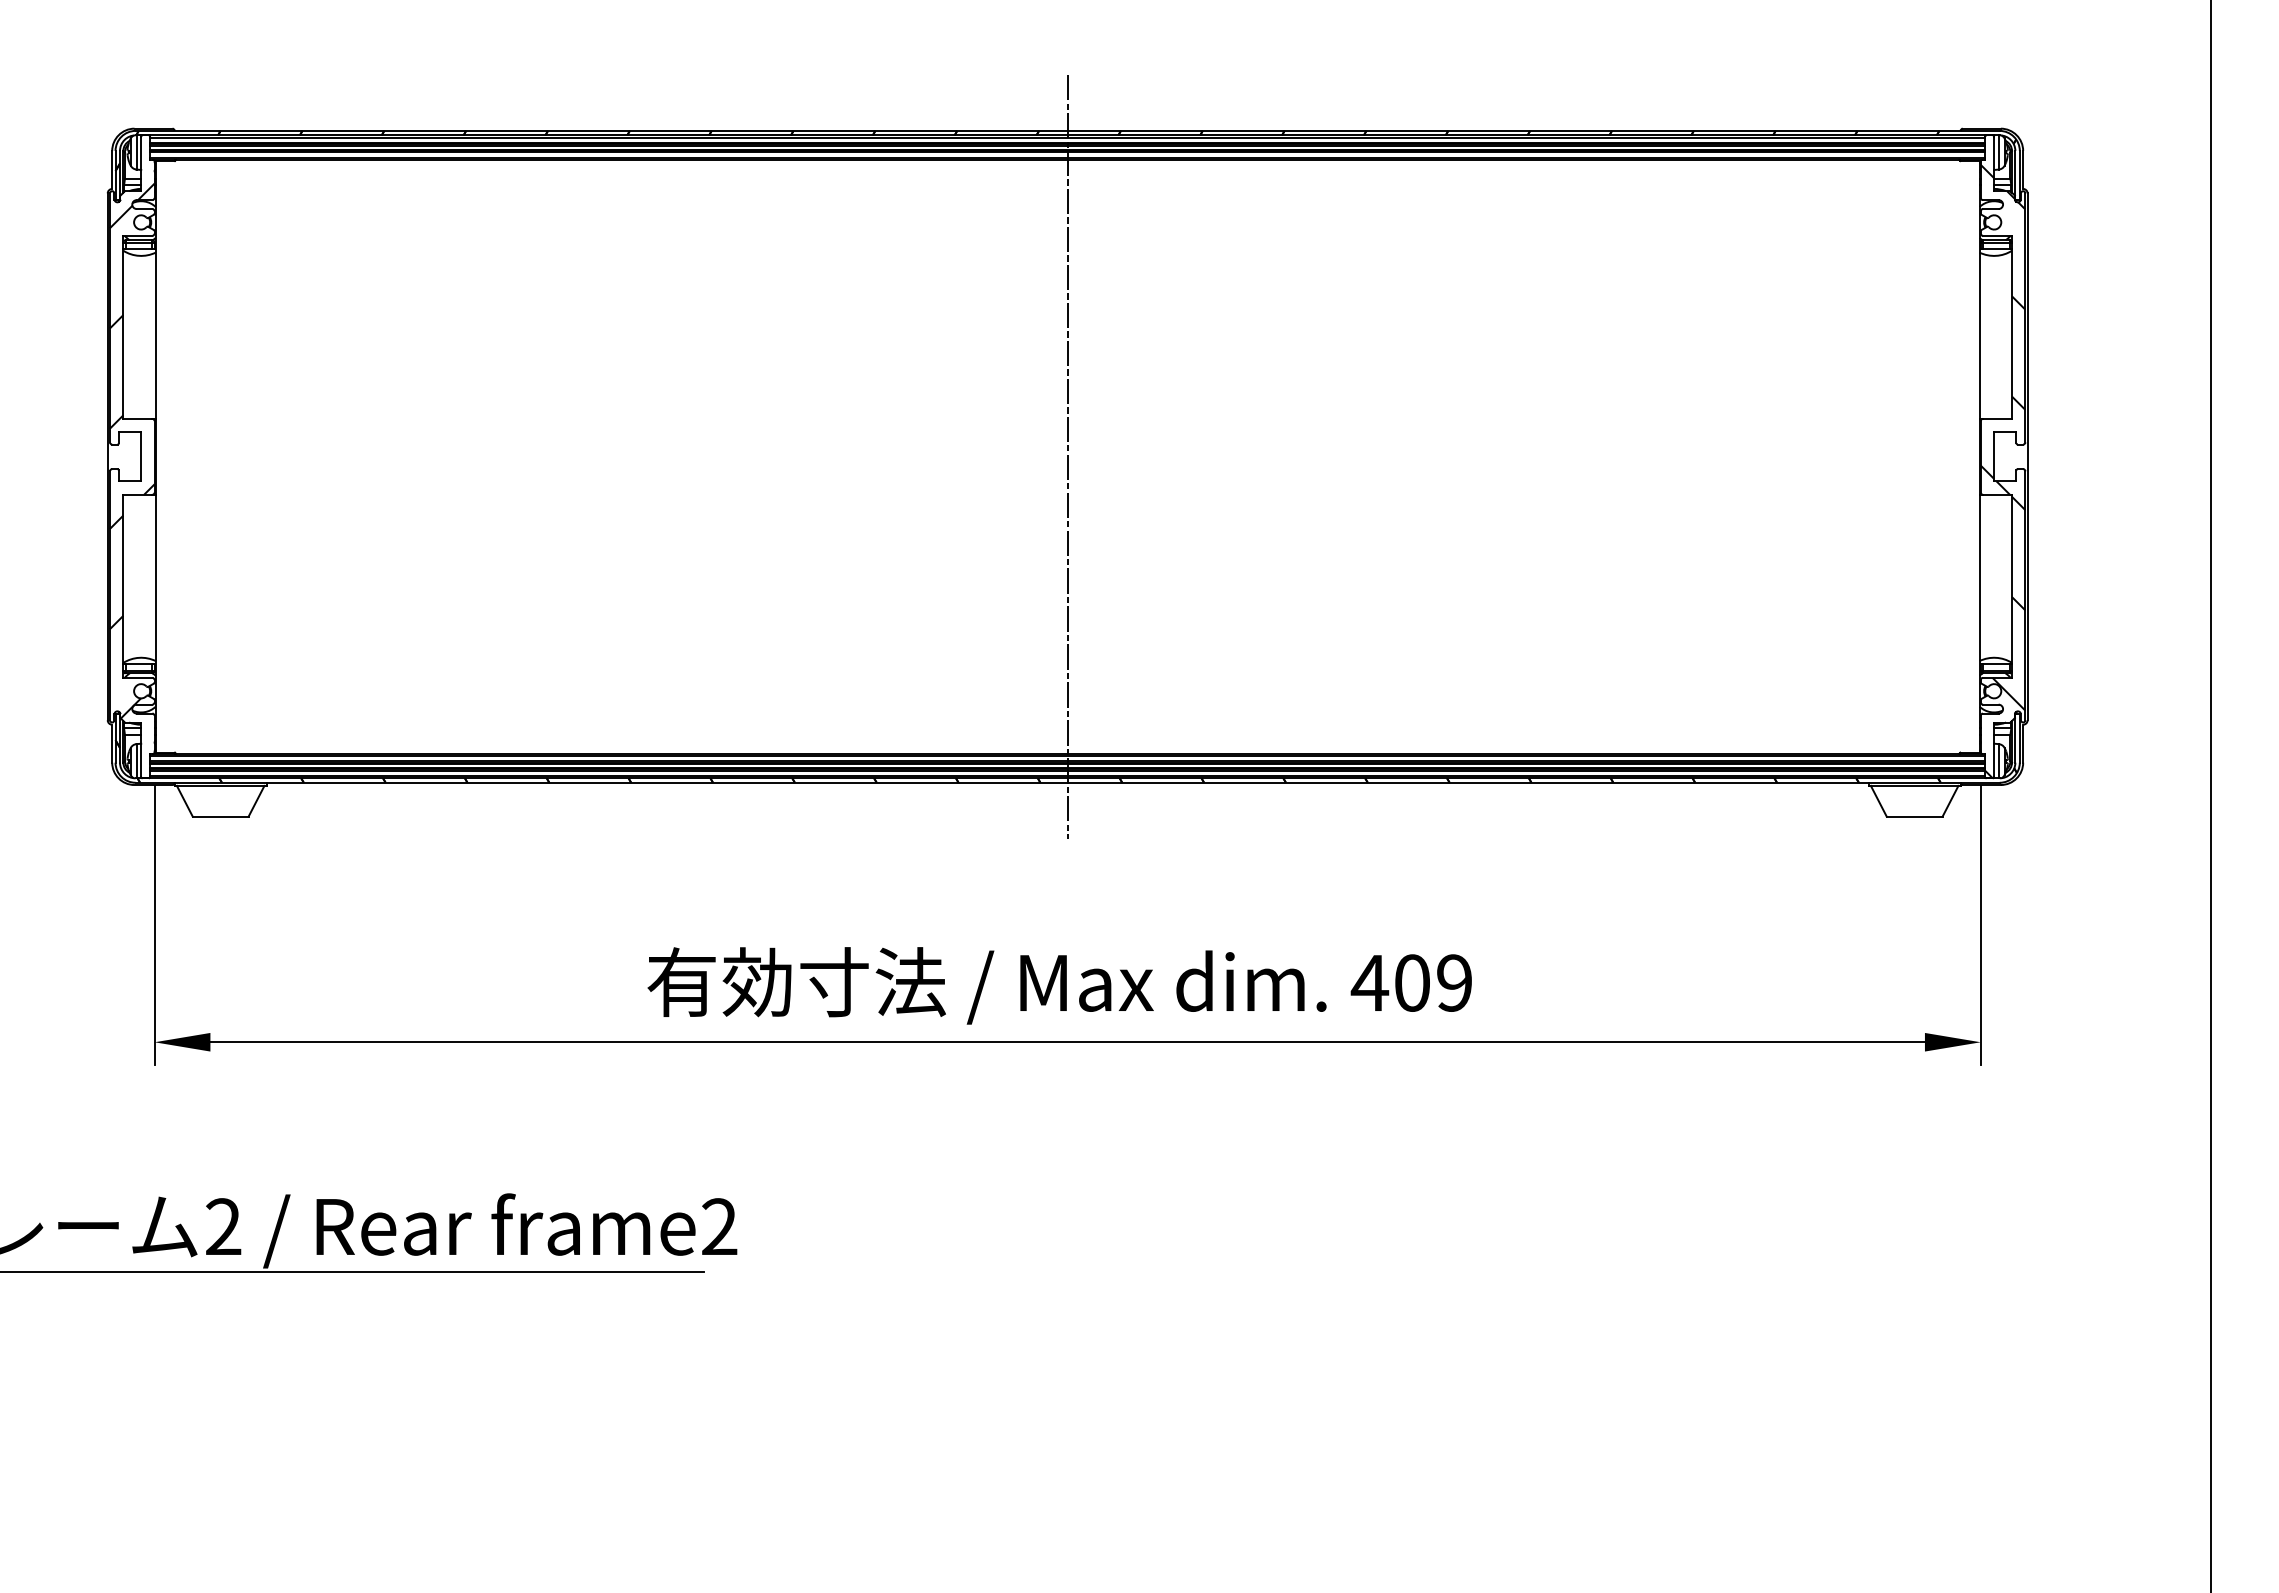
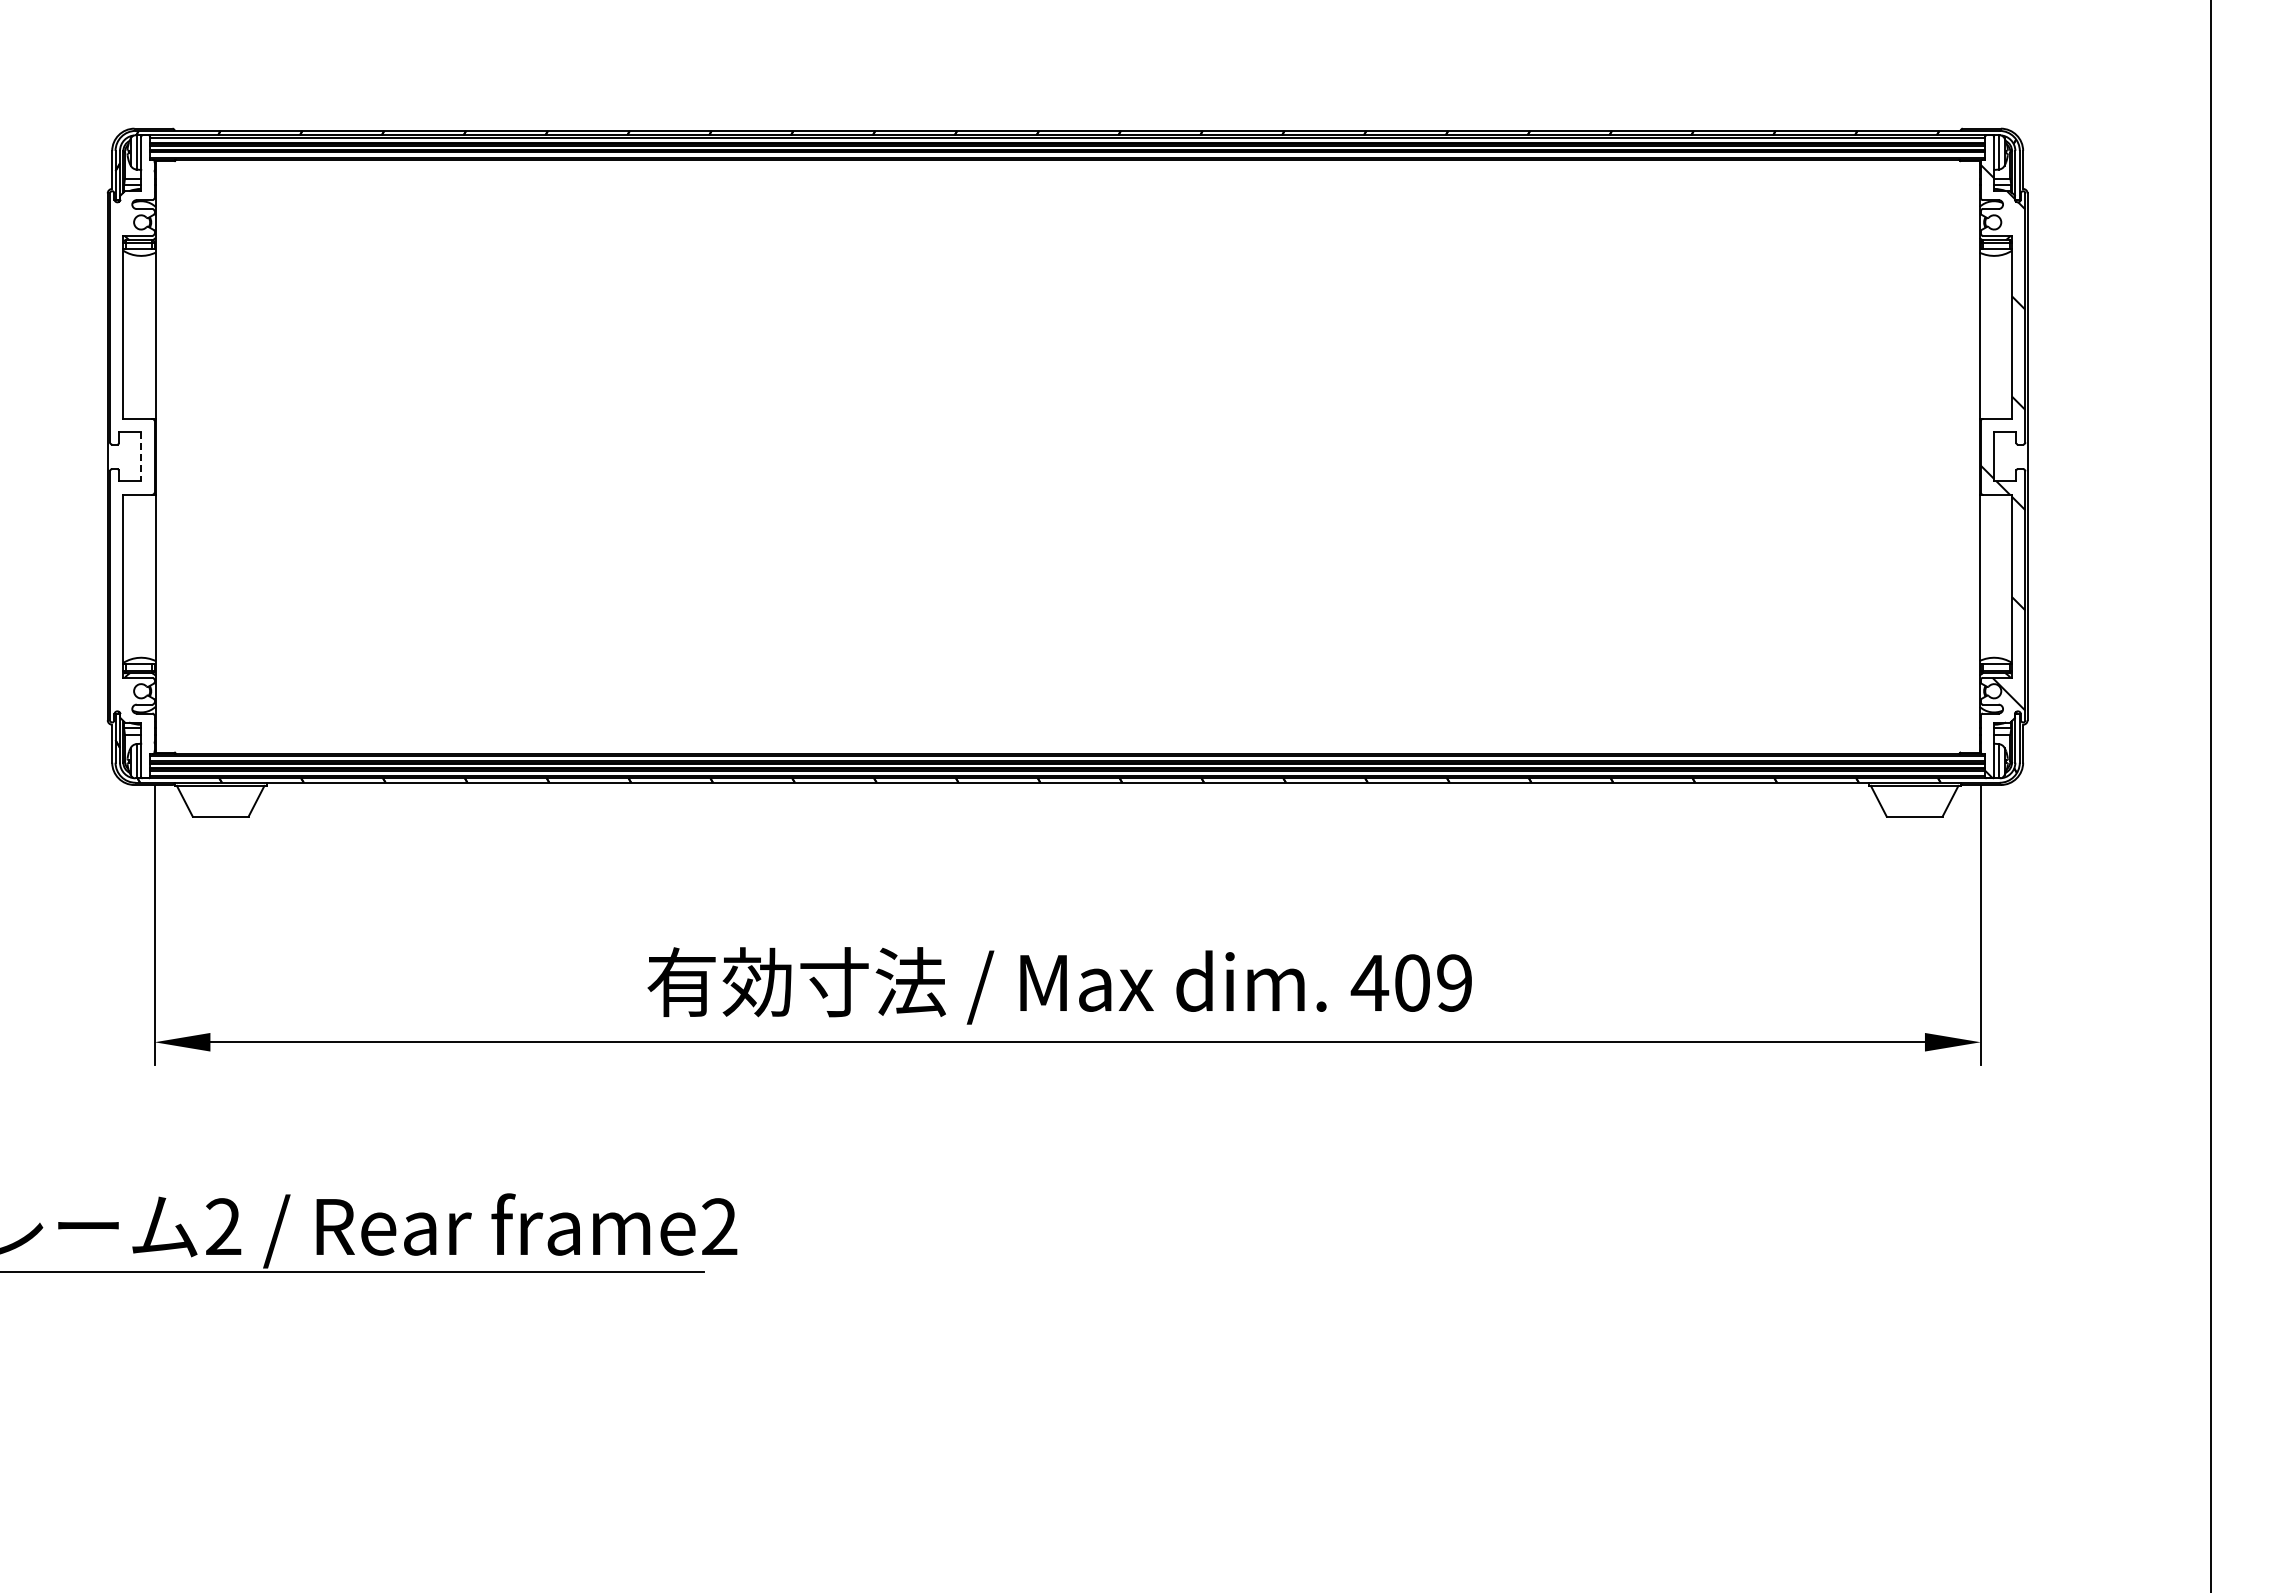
hatch: present -> none (131, 450)
line: solid -> dashed (141, 456)
line: present -> none (1067, 456)
